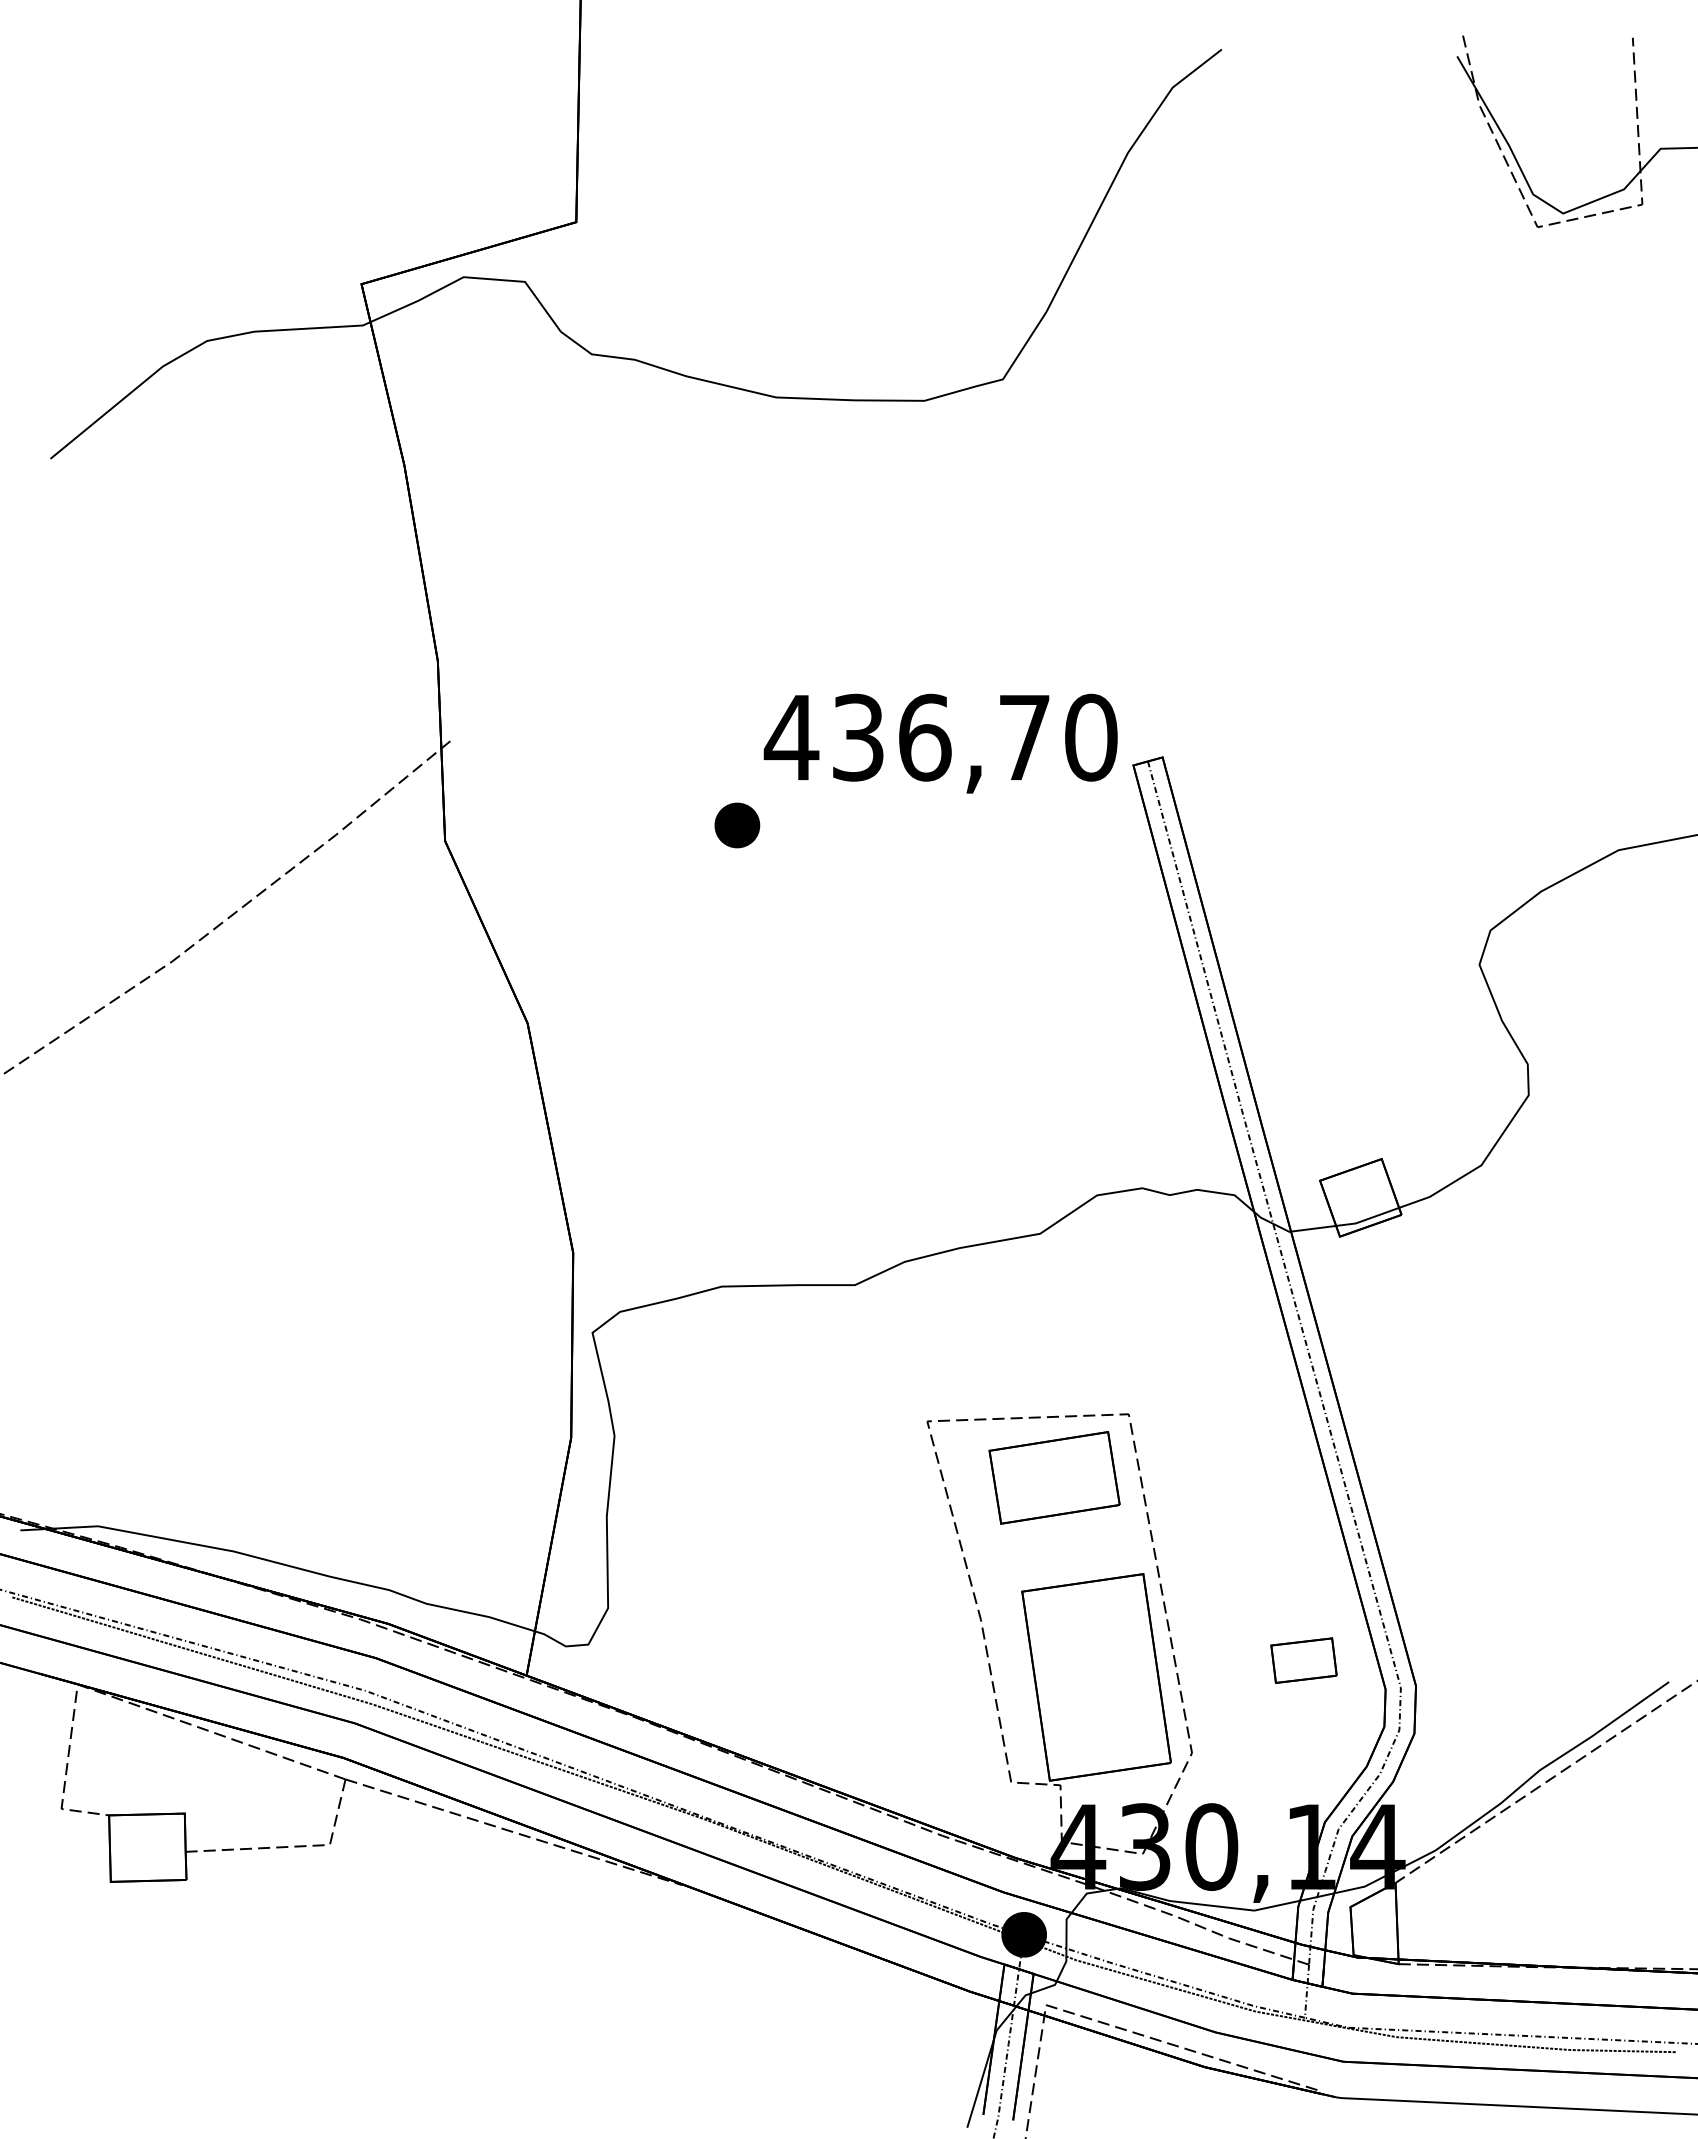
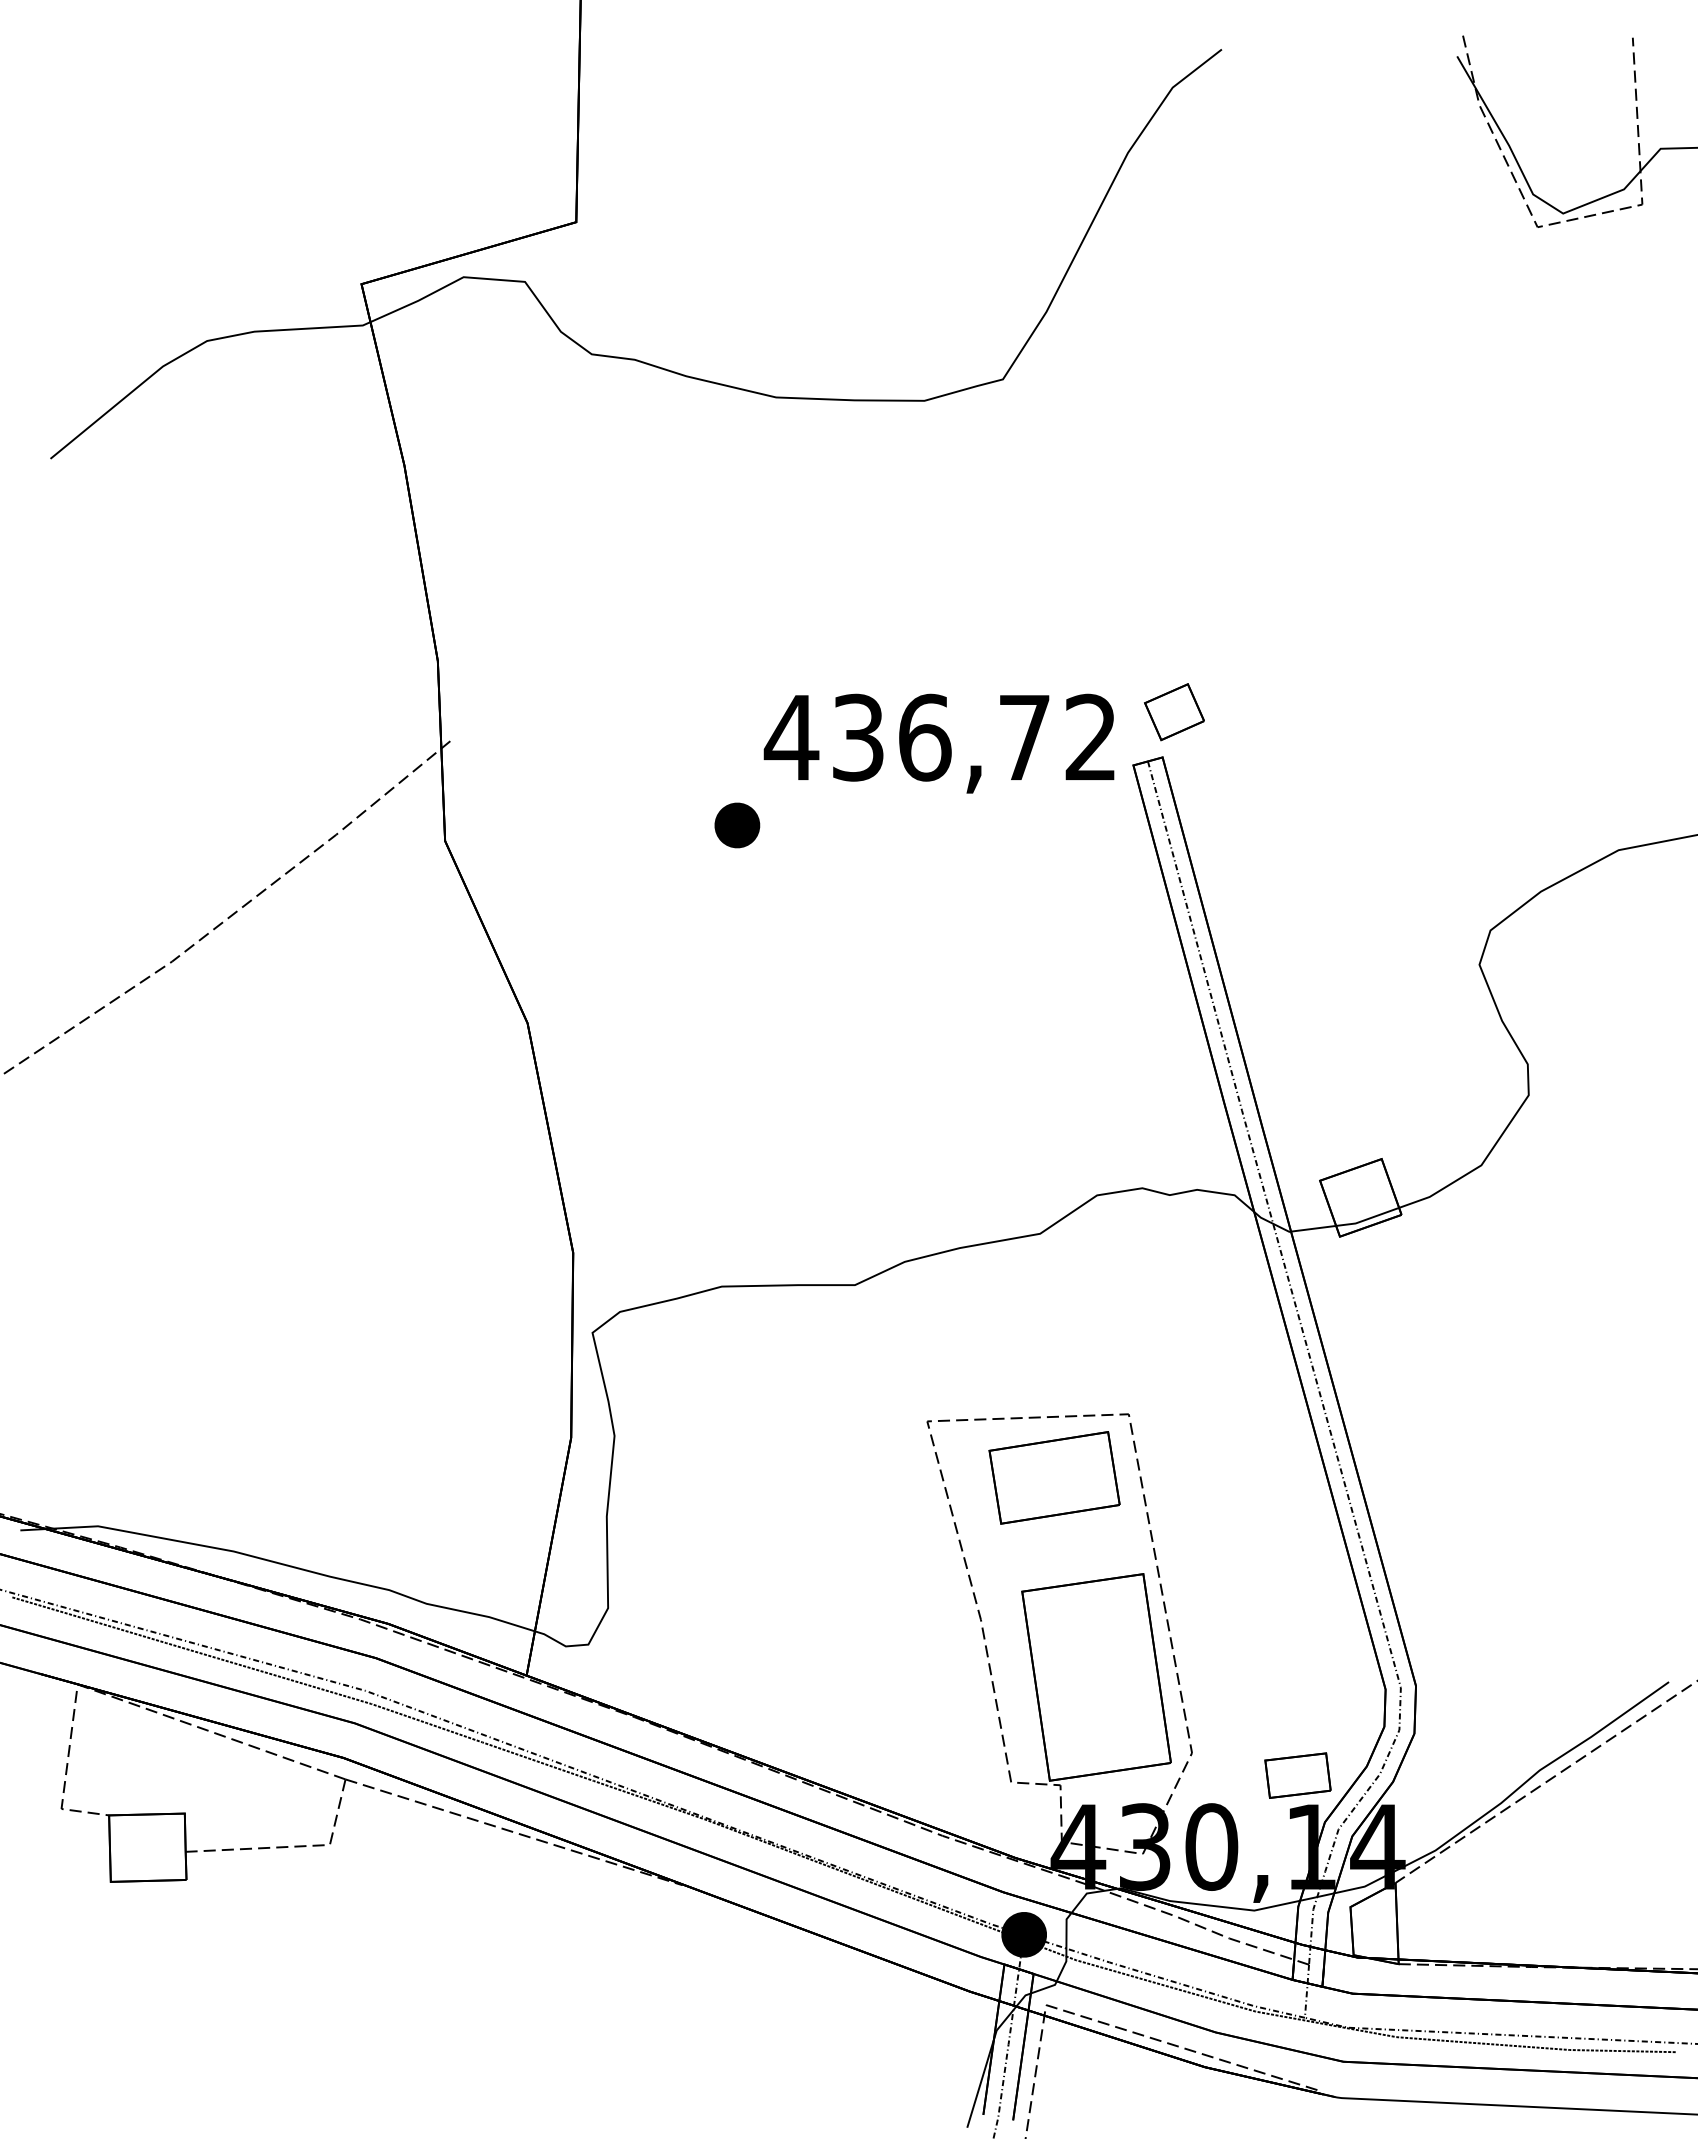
part: none -> present (1174, 712)
text: 436,70 -> 436,72 (1091, 737)
part position: (1303, 1660) -> (1297, 1775) (1297, 1775)
